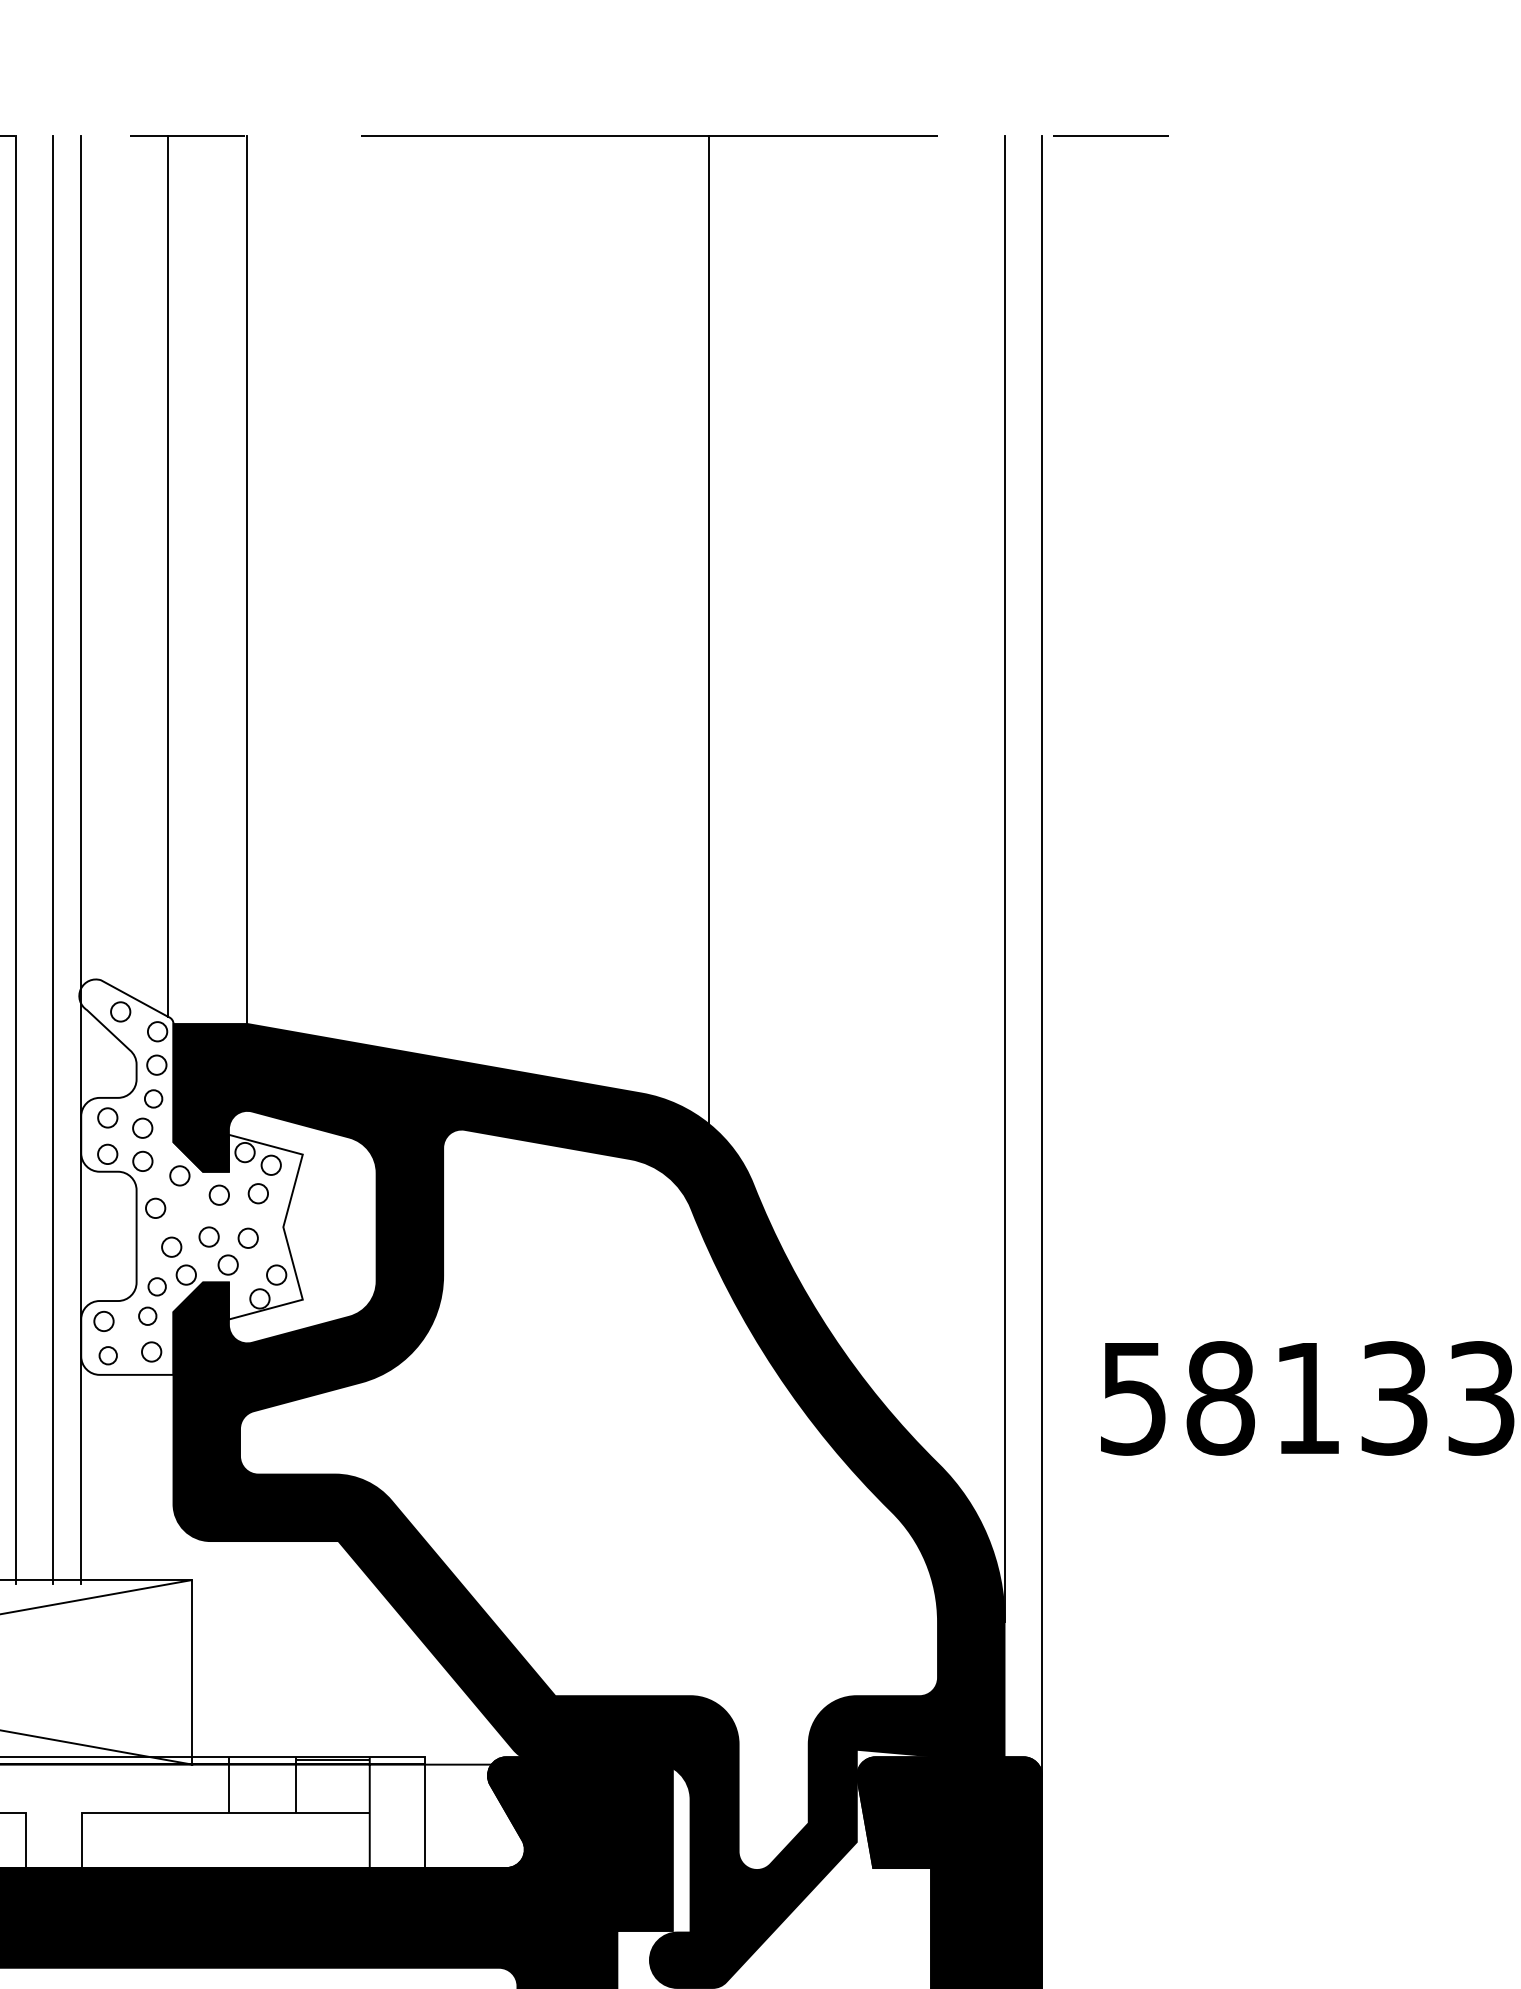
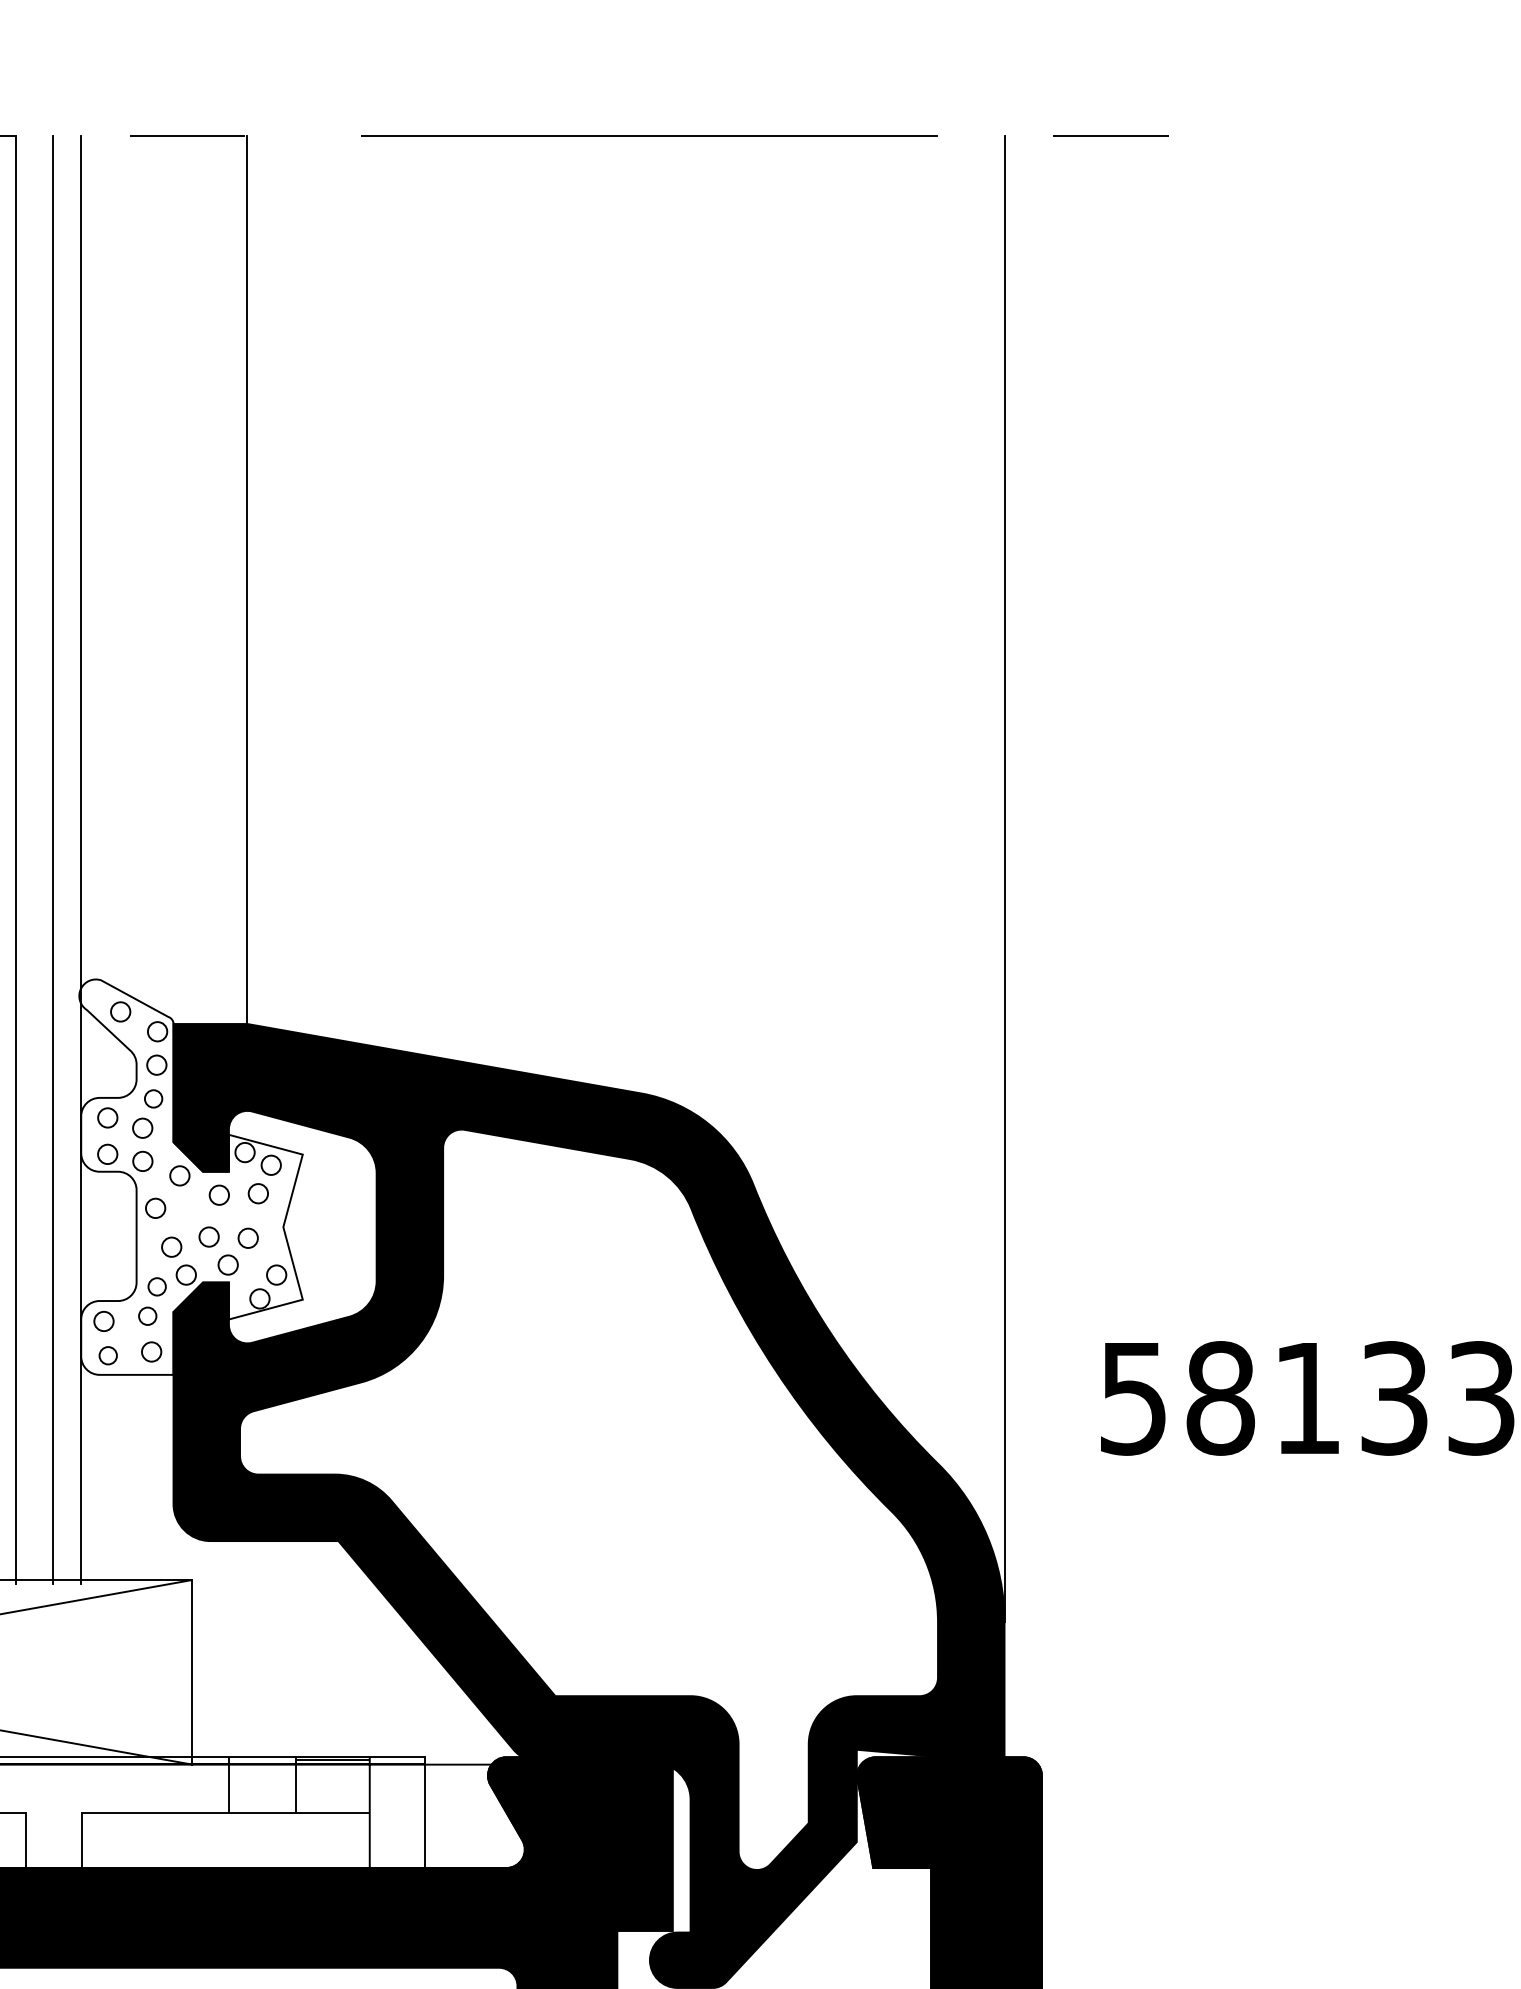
line: present -> none (168, 575)
line: present -> none (709, 629)
line: present -> none (1041, 955)
